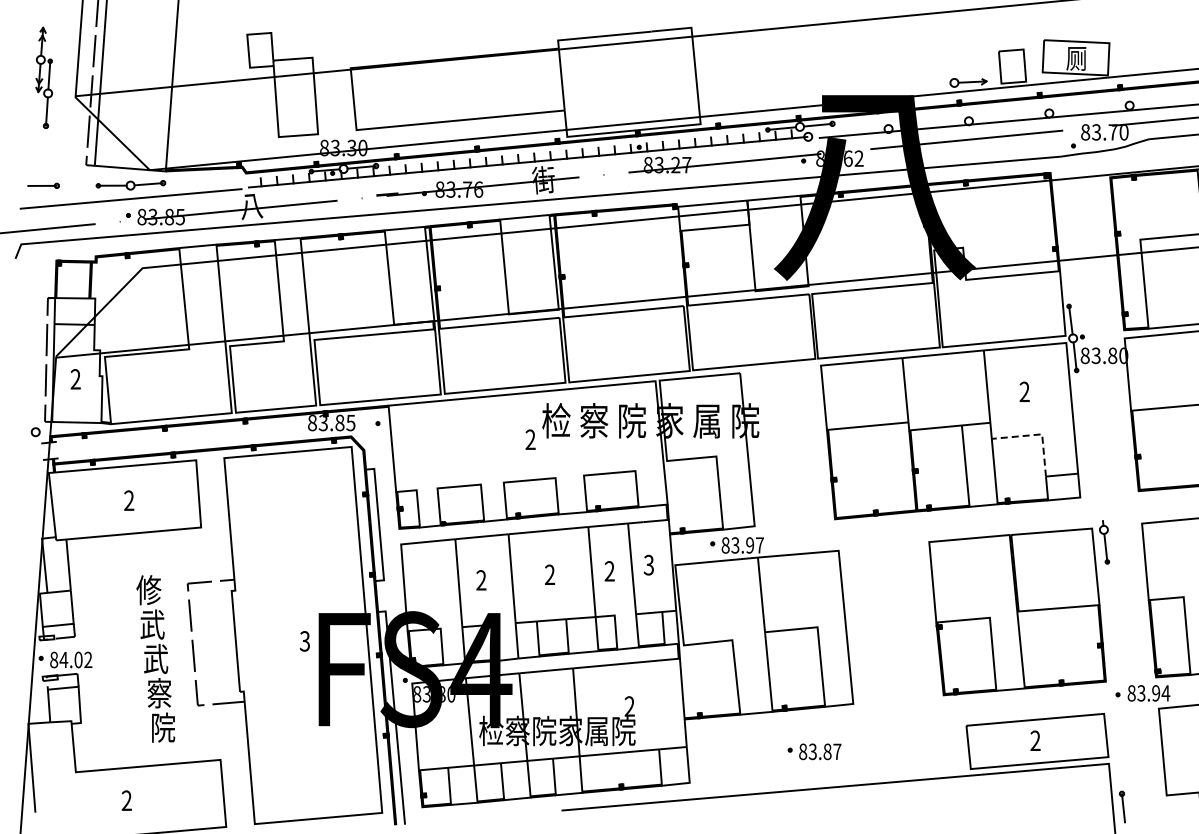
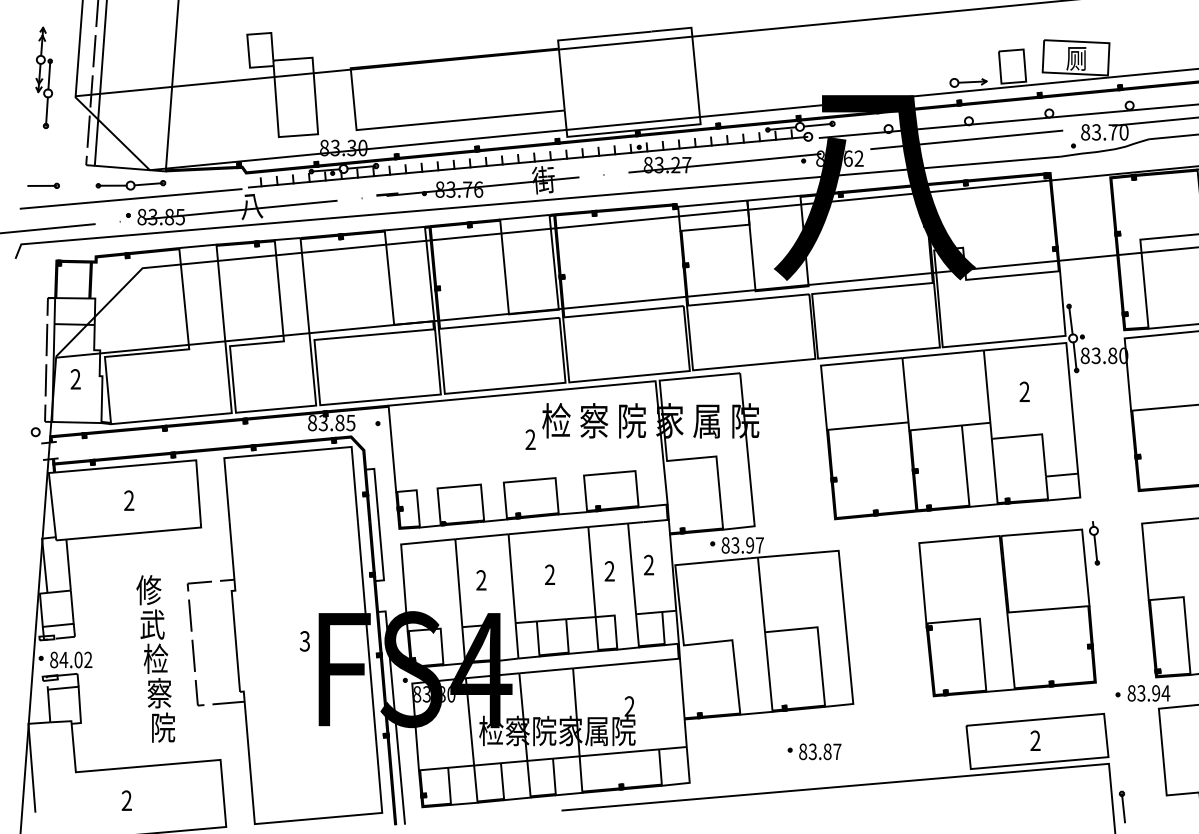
line: dashed -> solid (1038, 434)
text: 3 -> 2 (648, 565)
part position: (1018, 608) -> (1008, 609) (1008, 609)
text: 武 -> 检 (155, 658)
